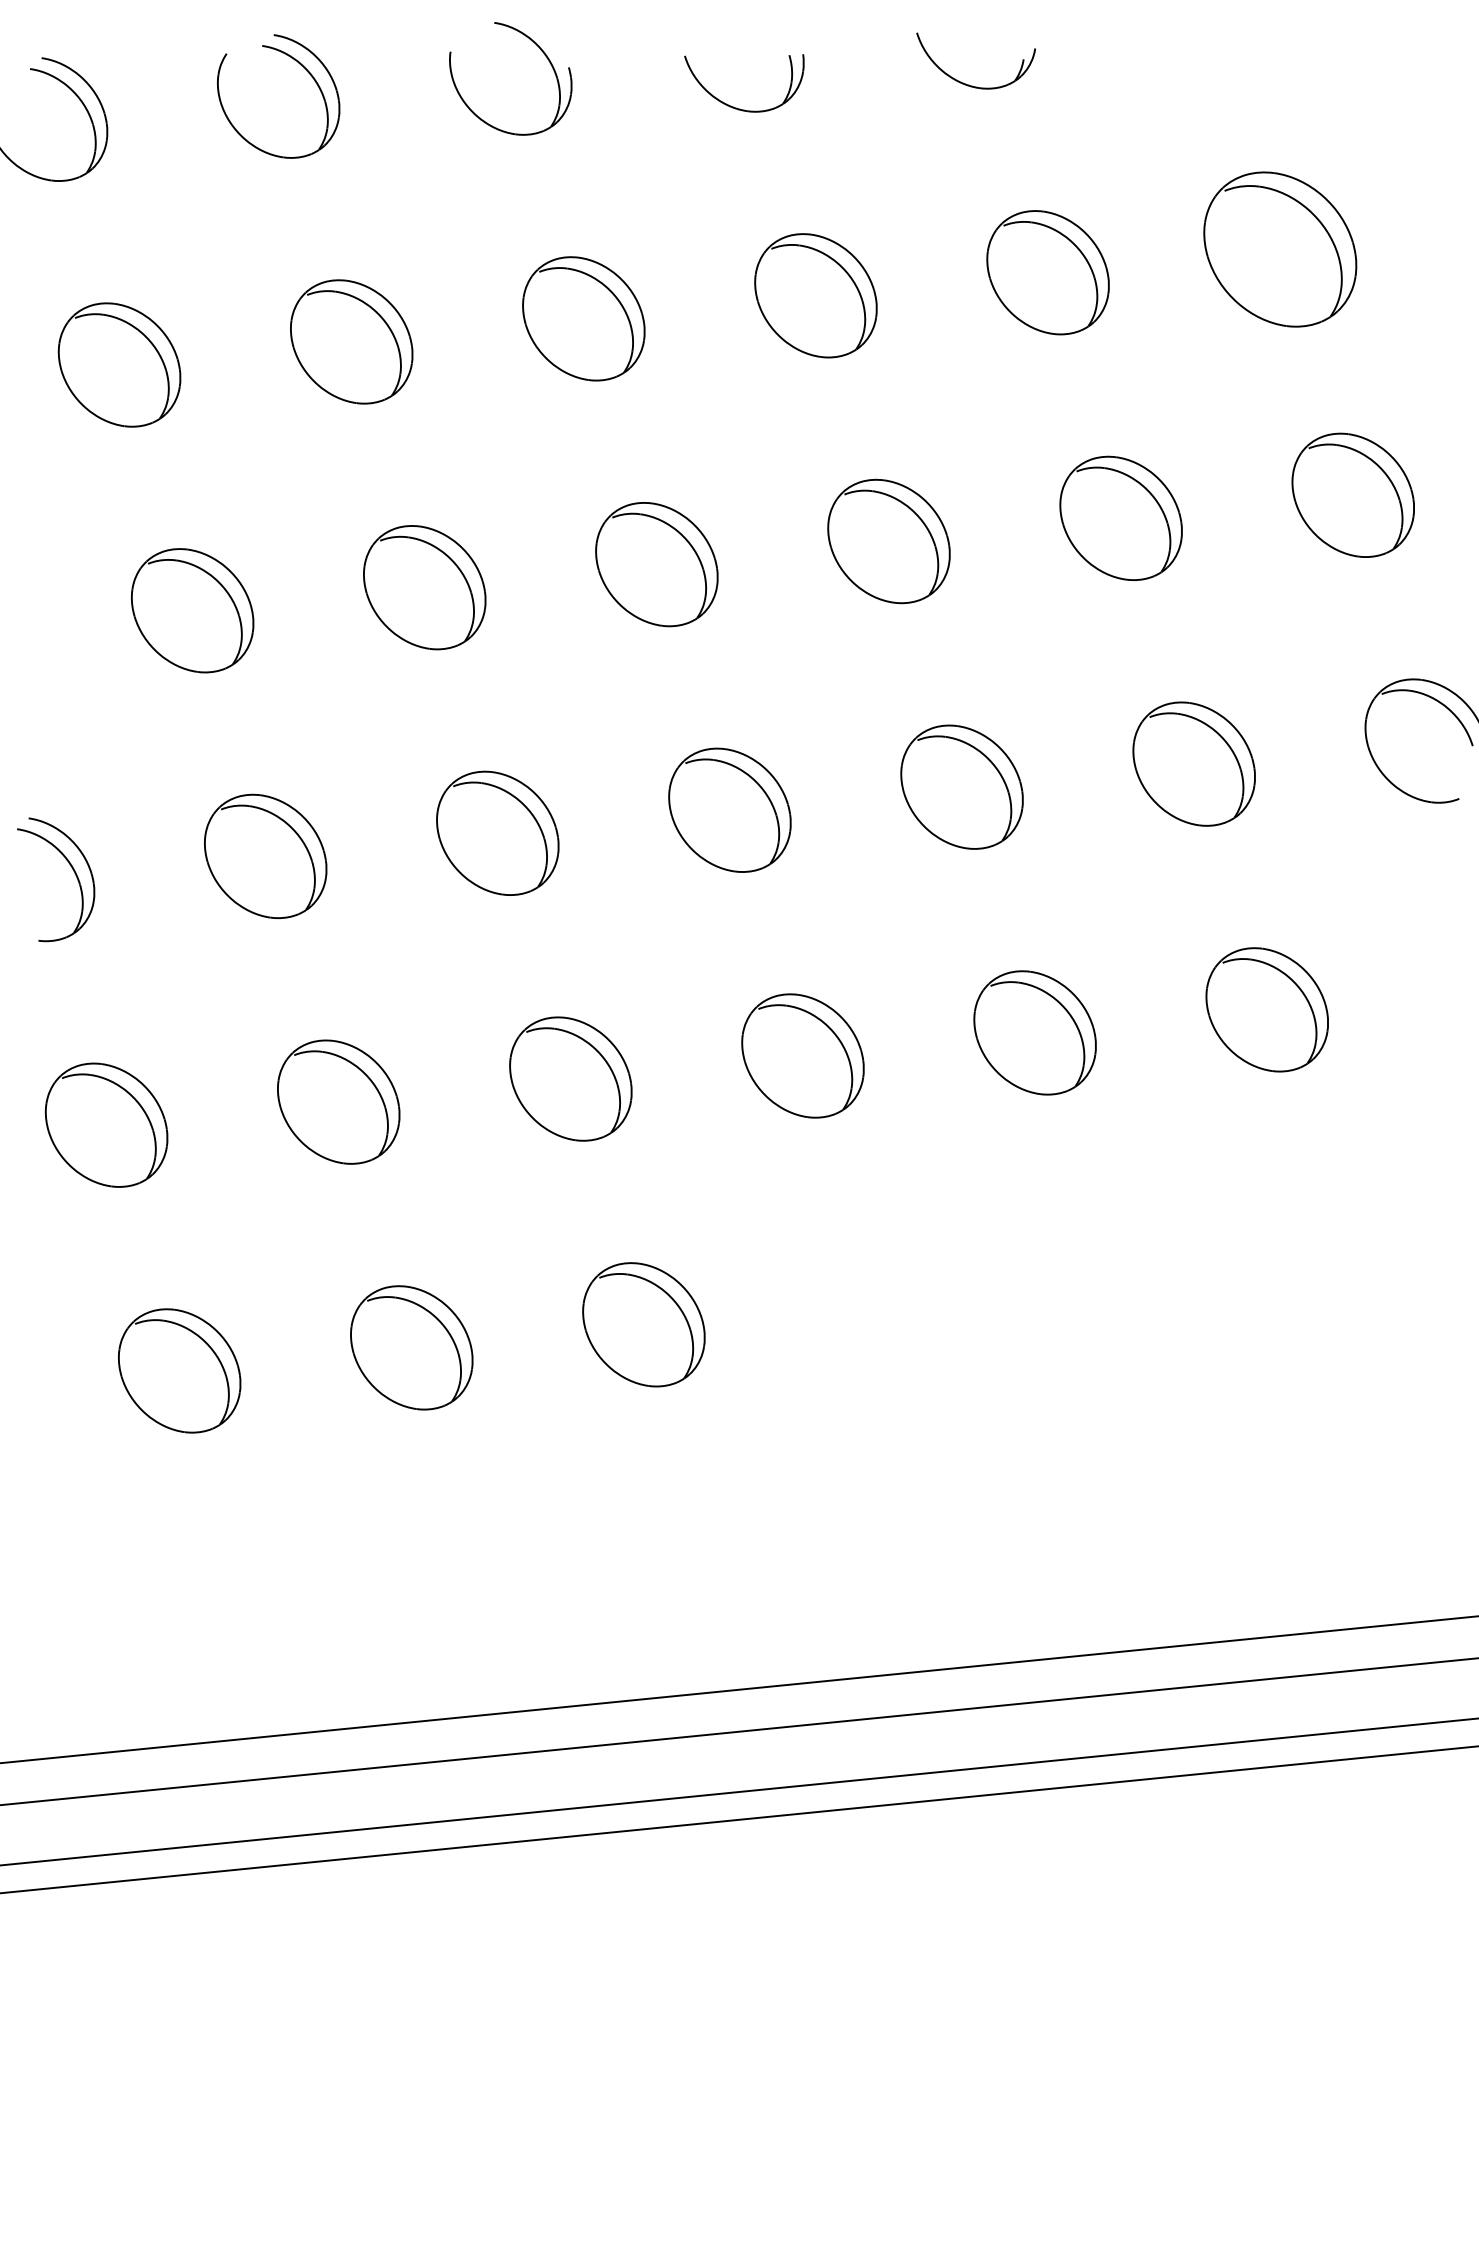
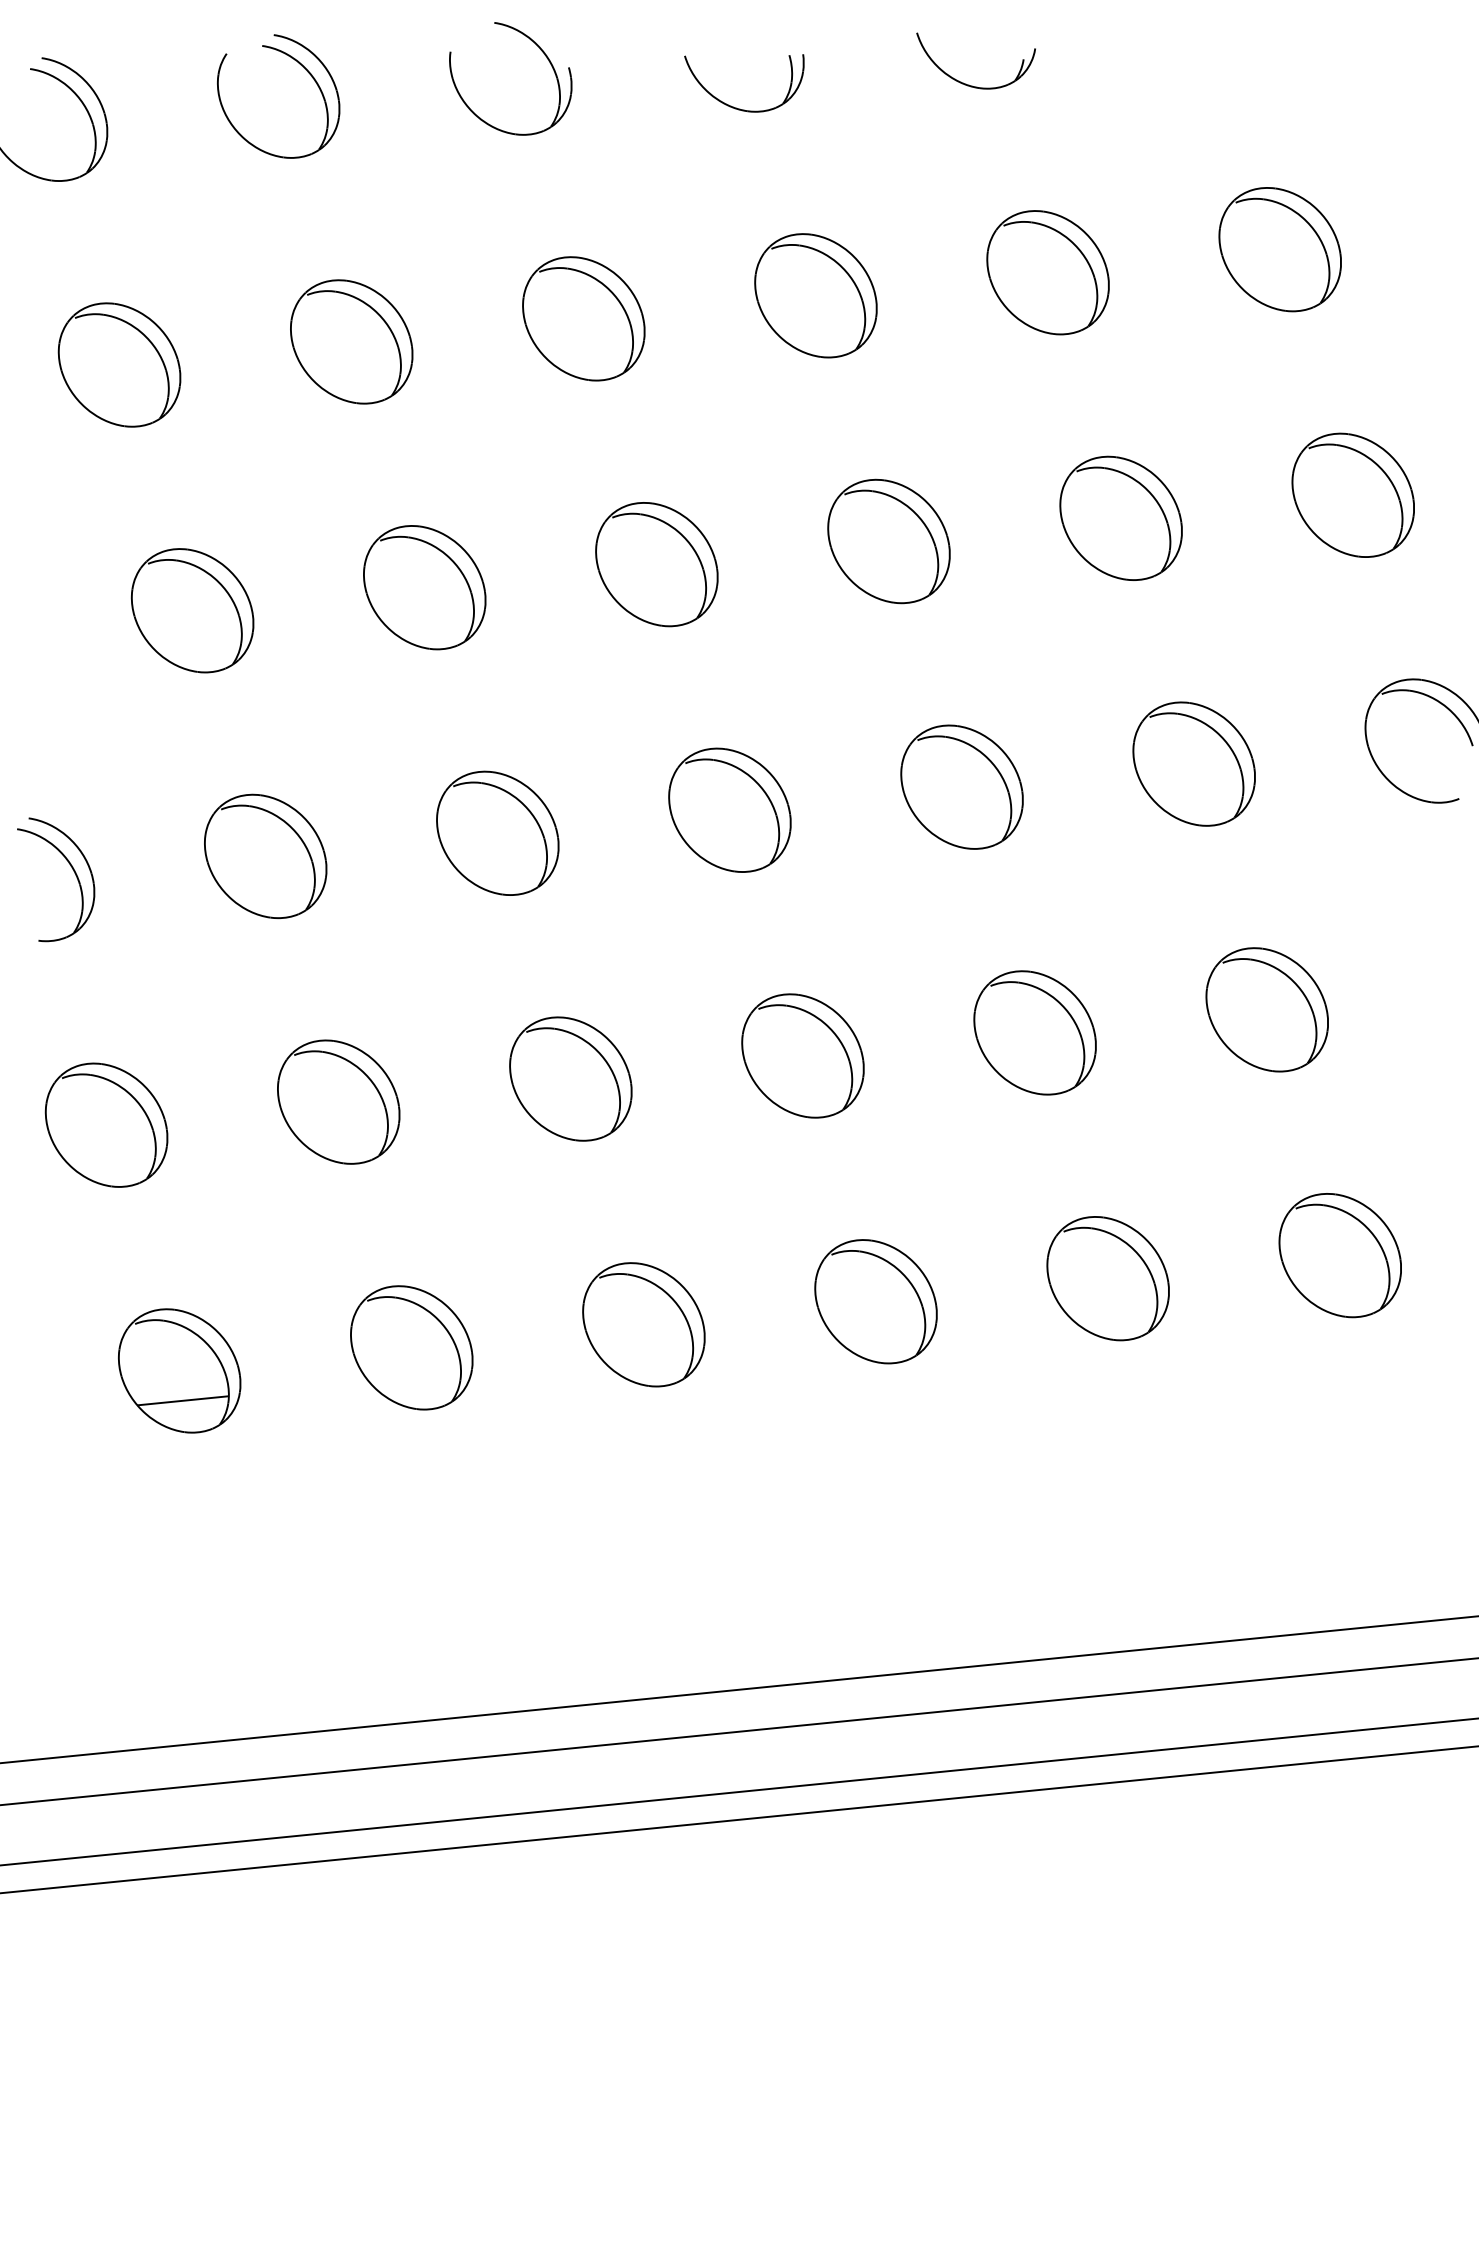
part size: 155x157 px -> 124x126 px (1279, 249)
part: none -> present (1339, 1255)
part: none -> present (1107, 1278)
part: none -> present (875, 1301)
line: none -> present (183, 1400)
